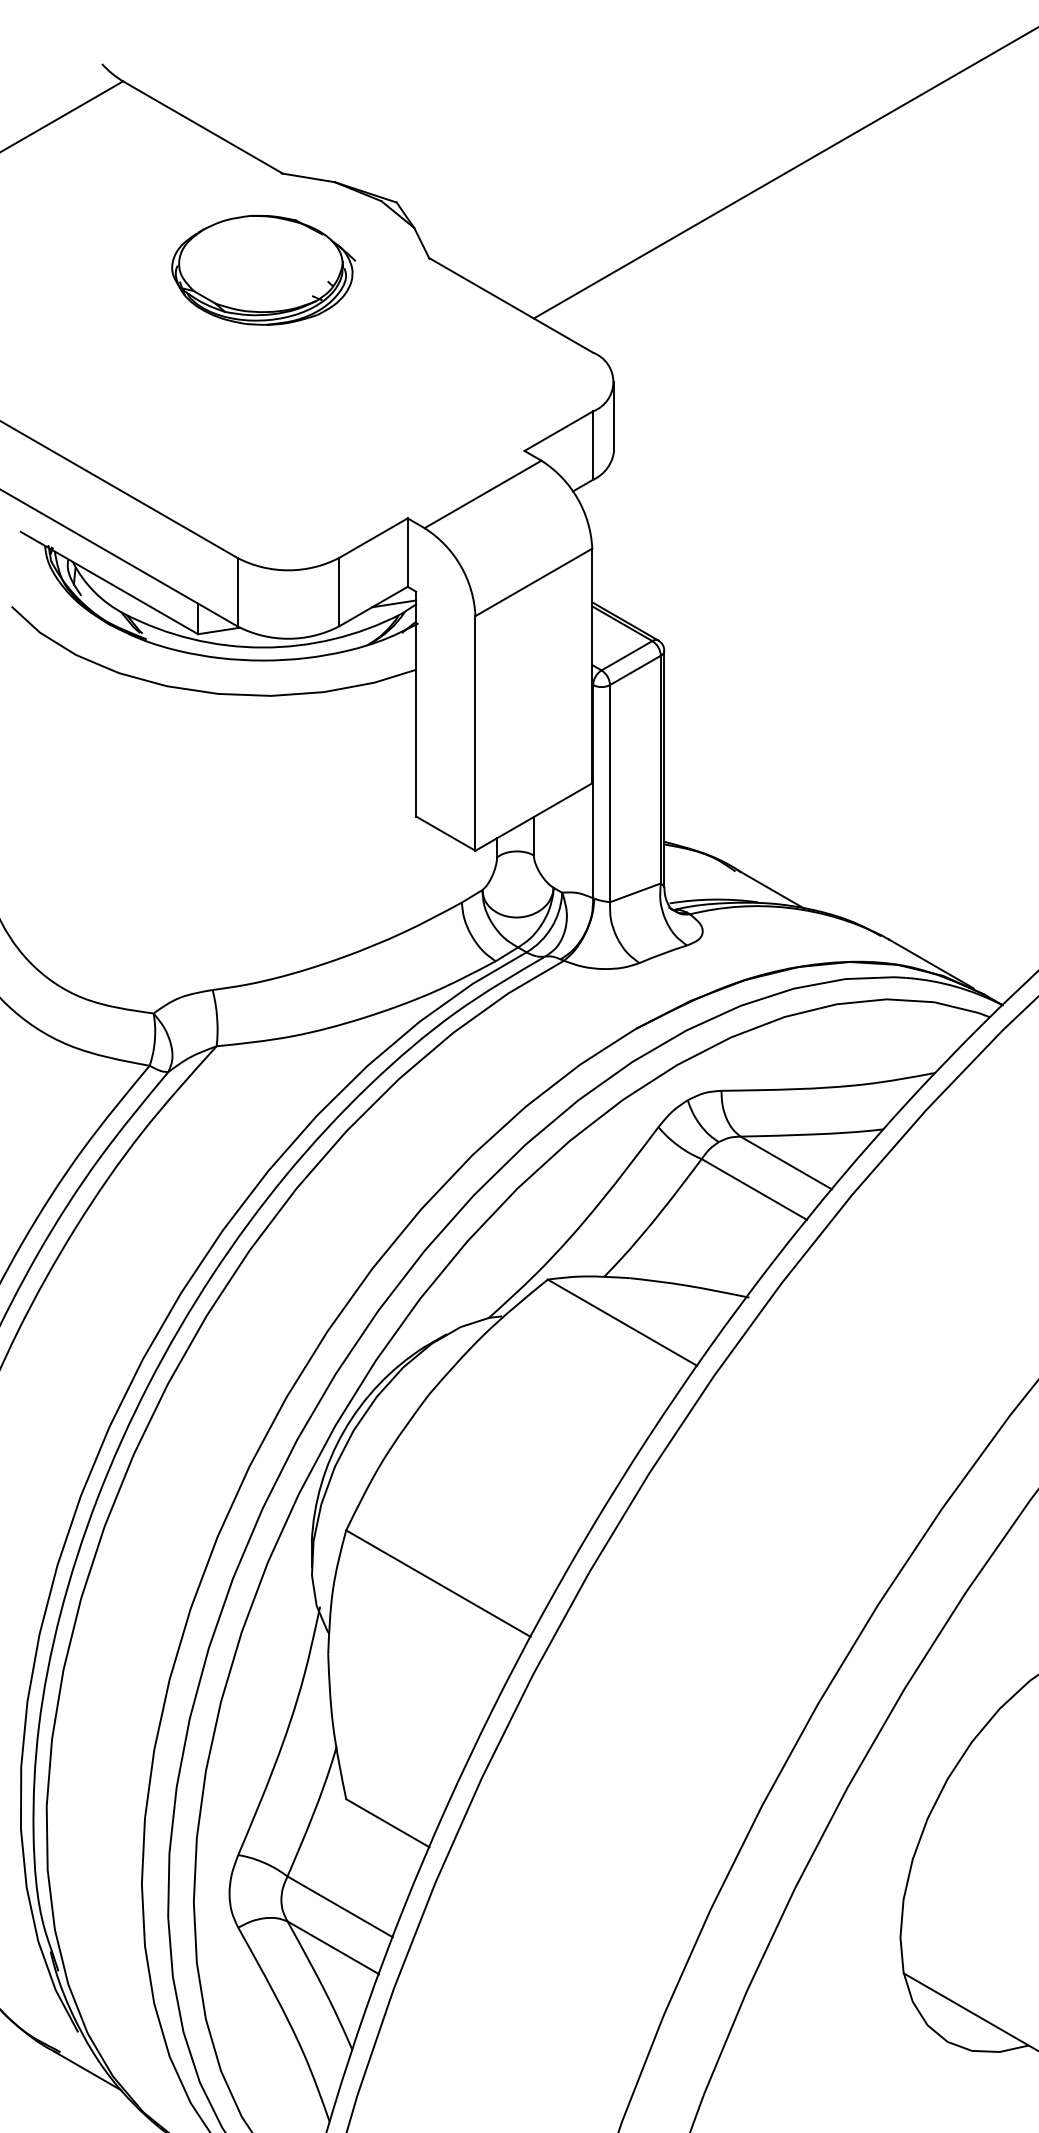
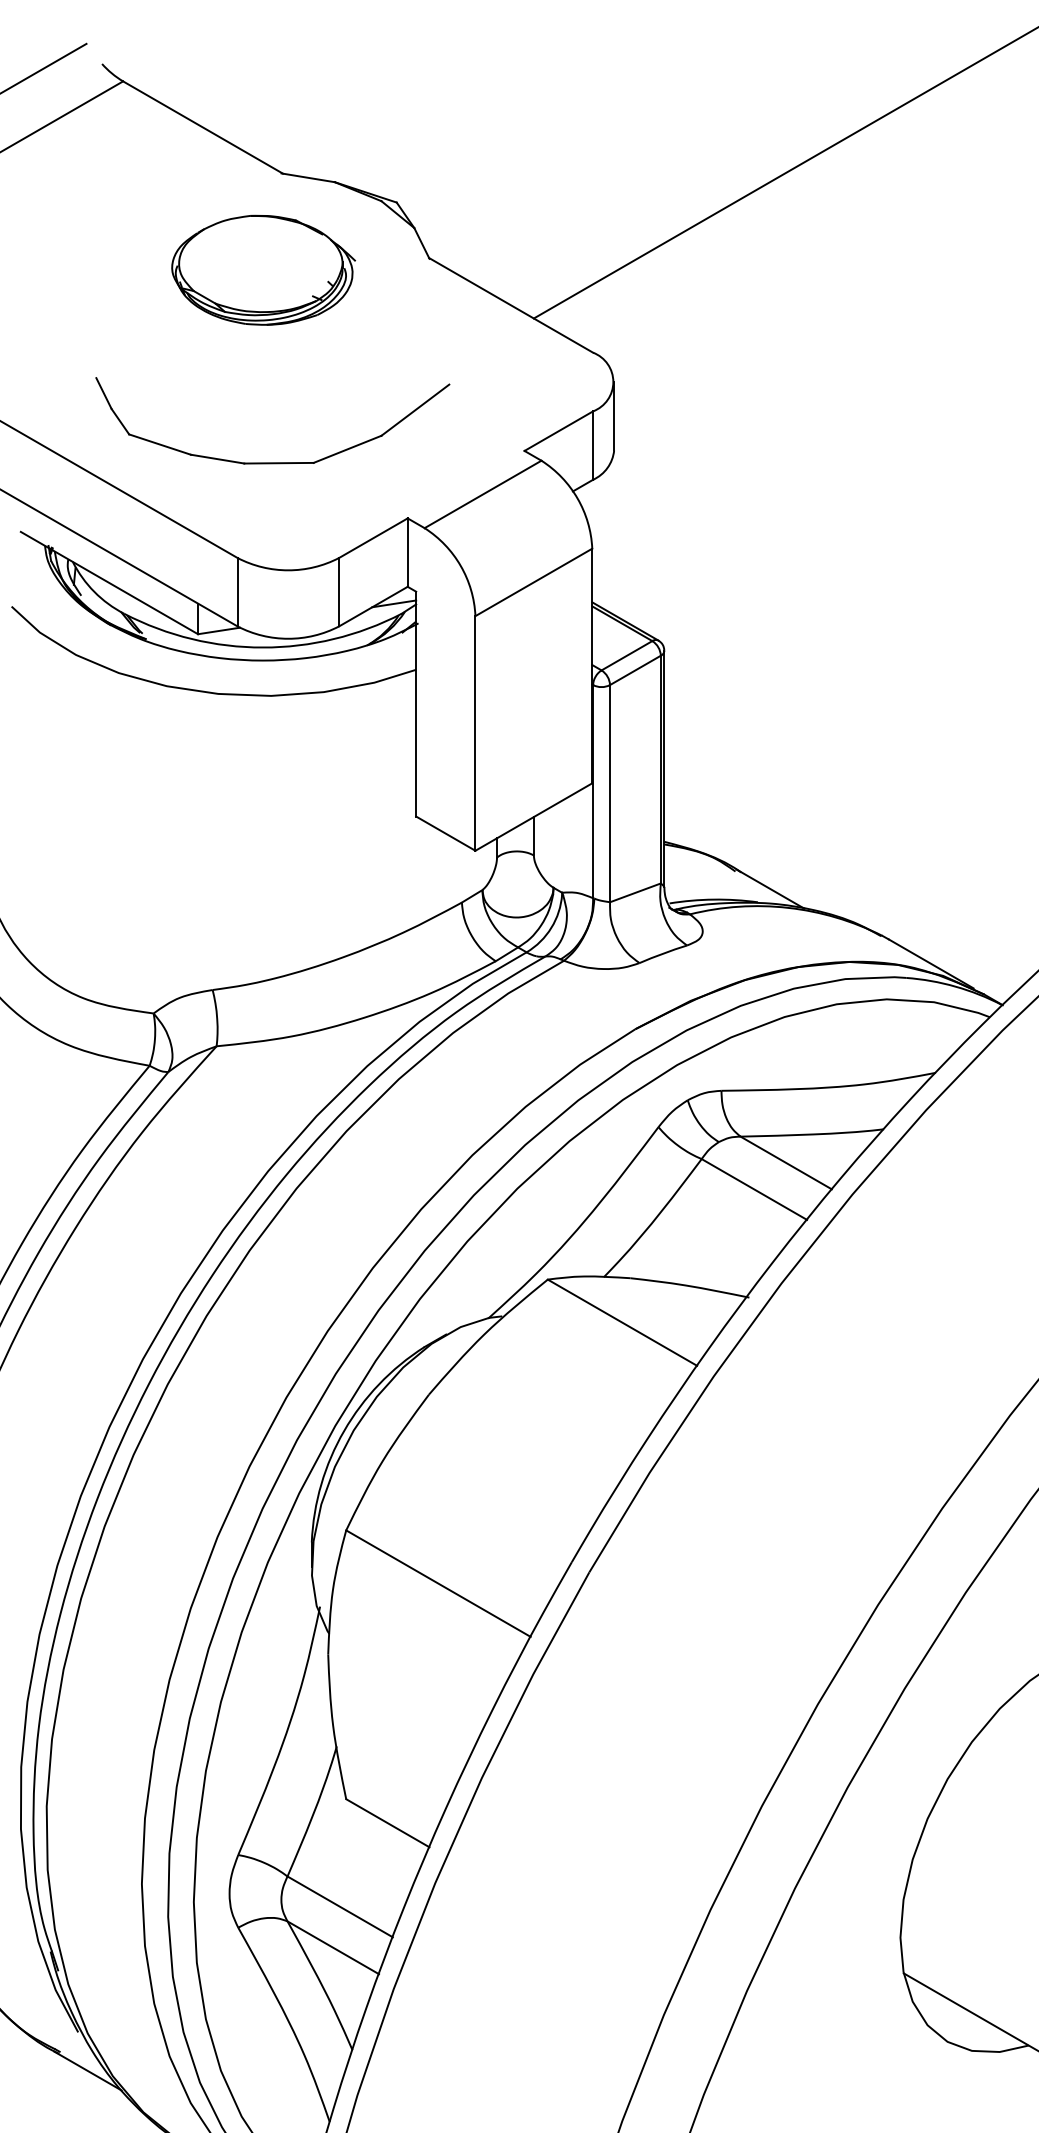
line: none -> present (44, 67)
part: none -> present (272, 462)
